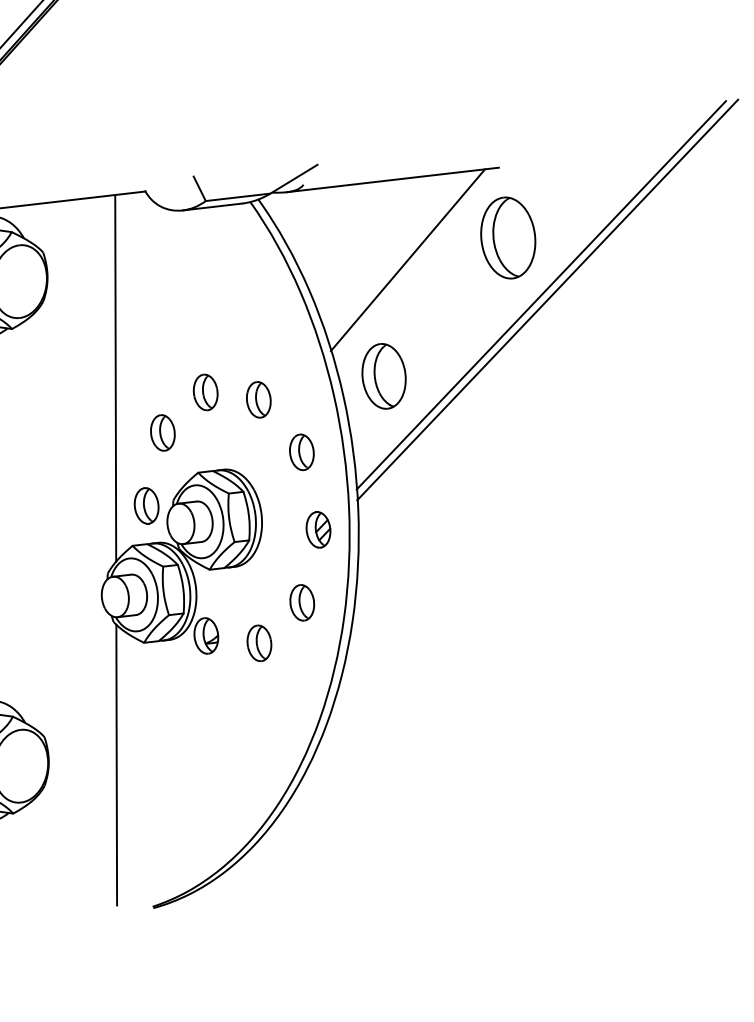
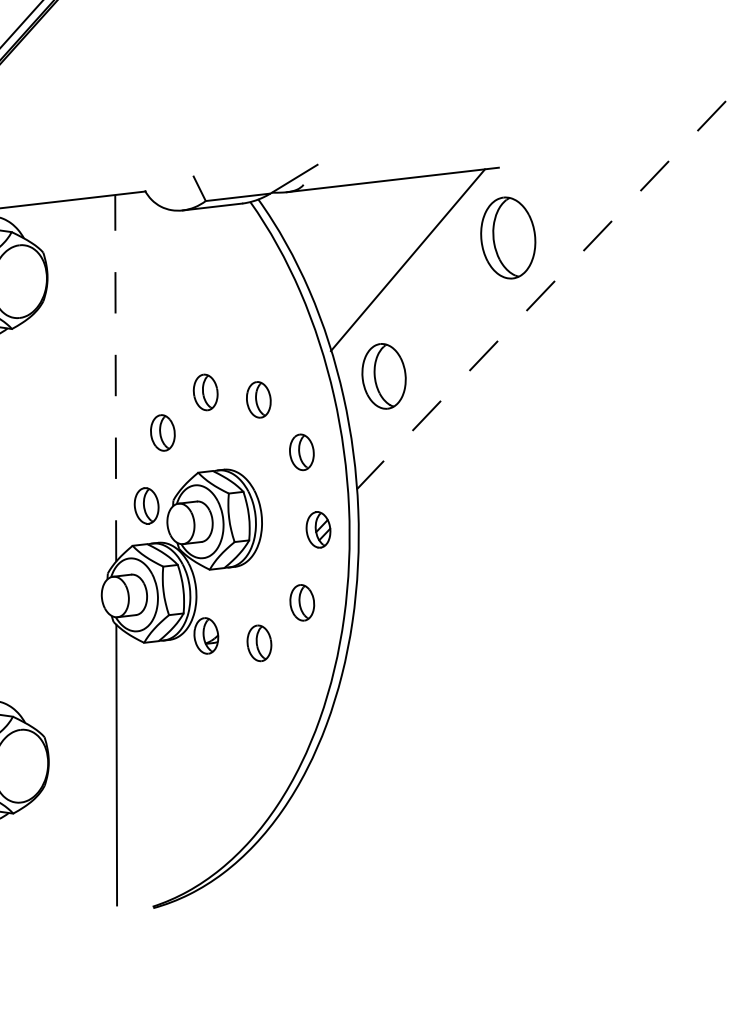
line: solid -> dashed (541, 295)
line: present -> none (547, 299)
line: solid -> dashed (115, 377)
